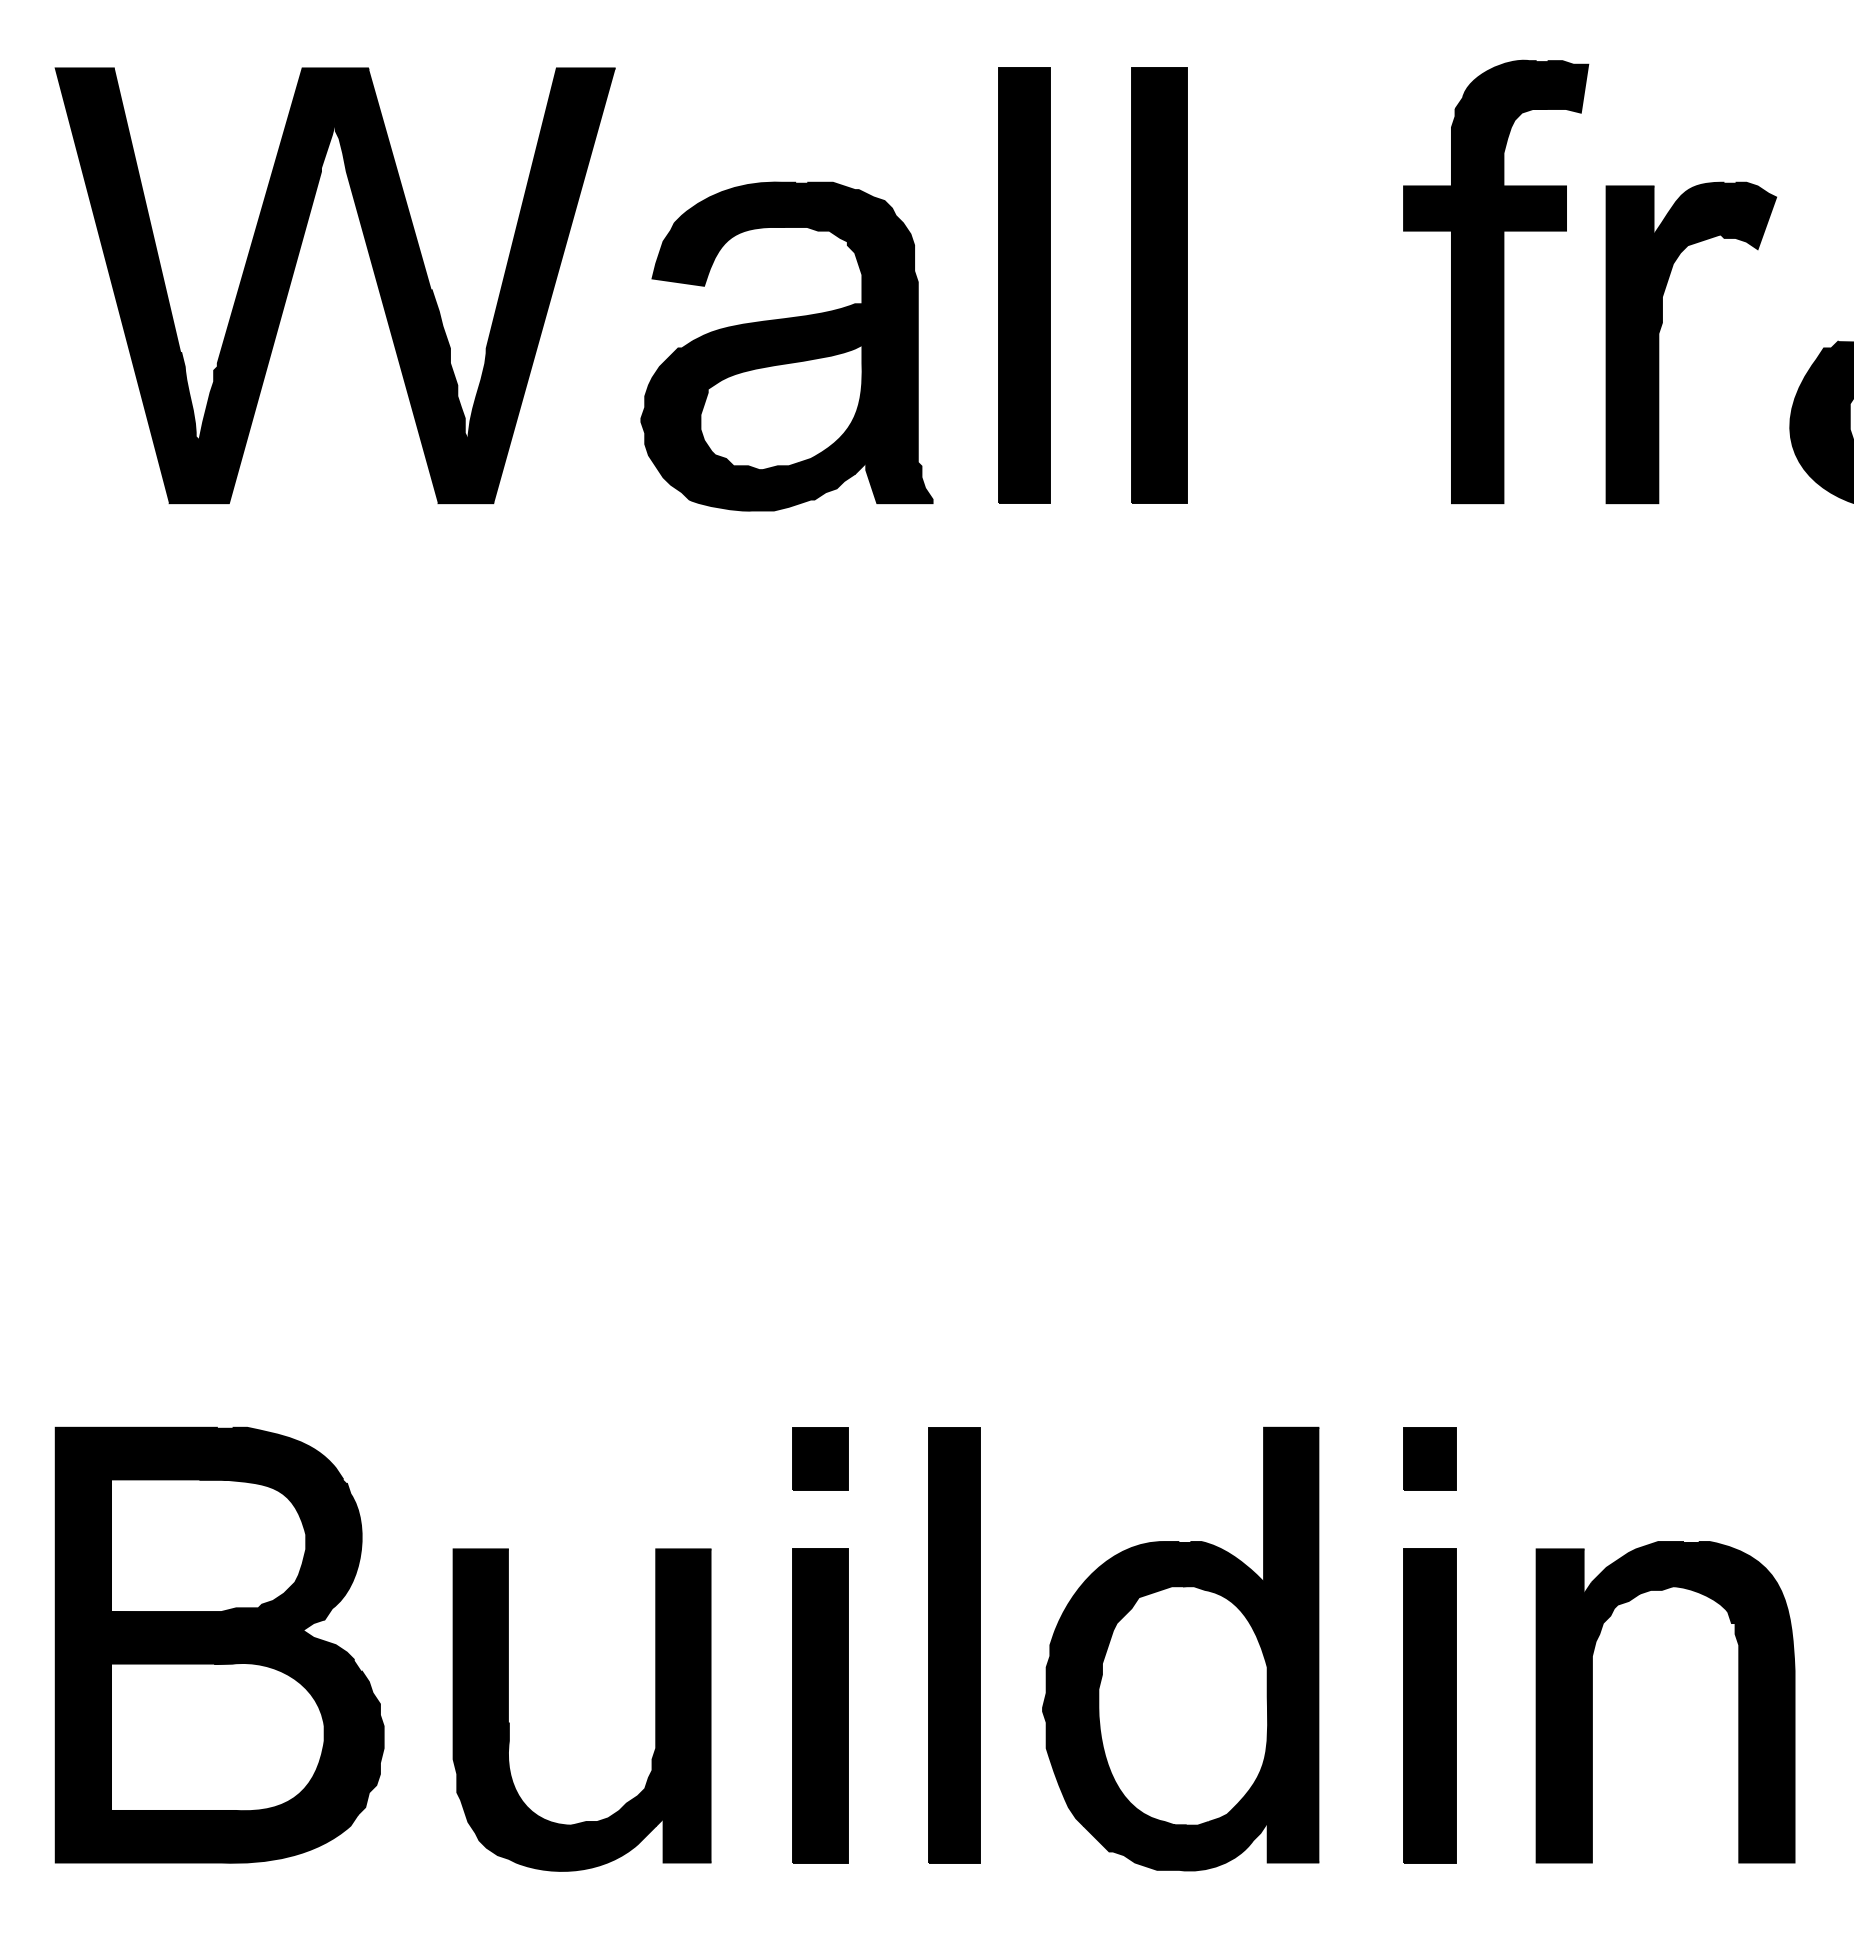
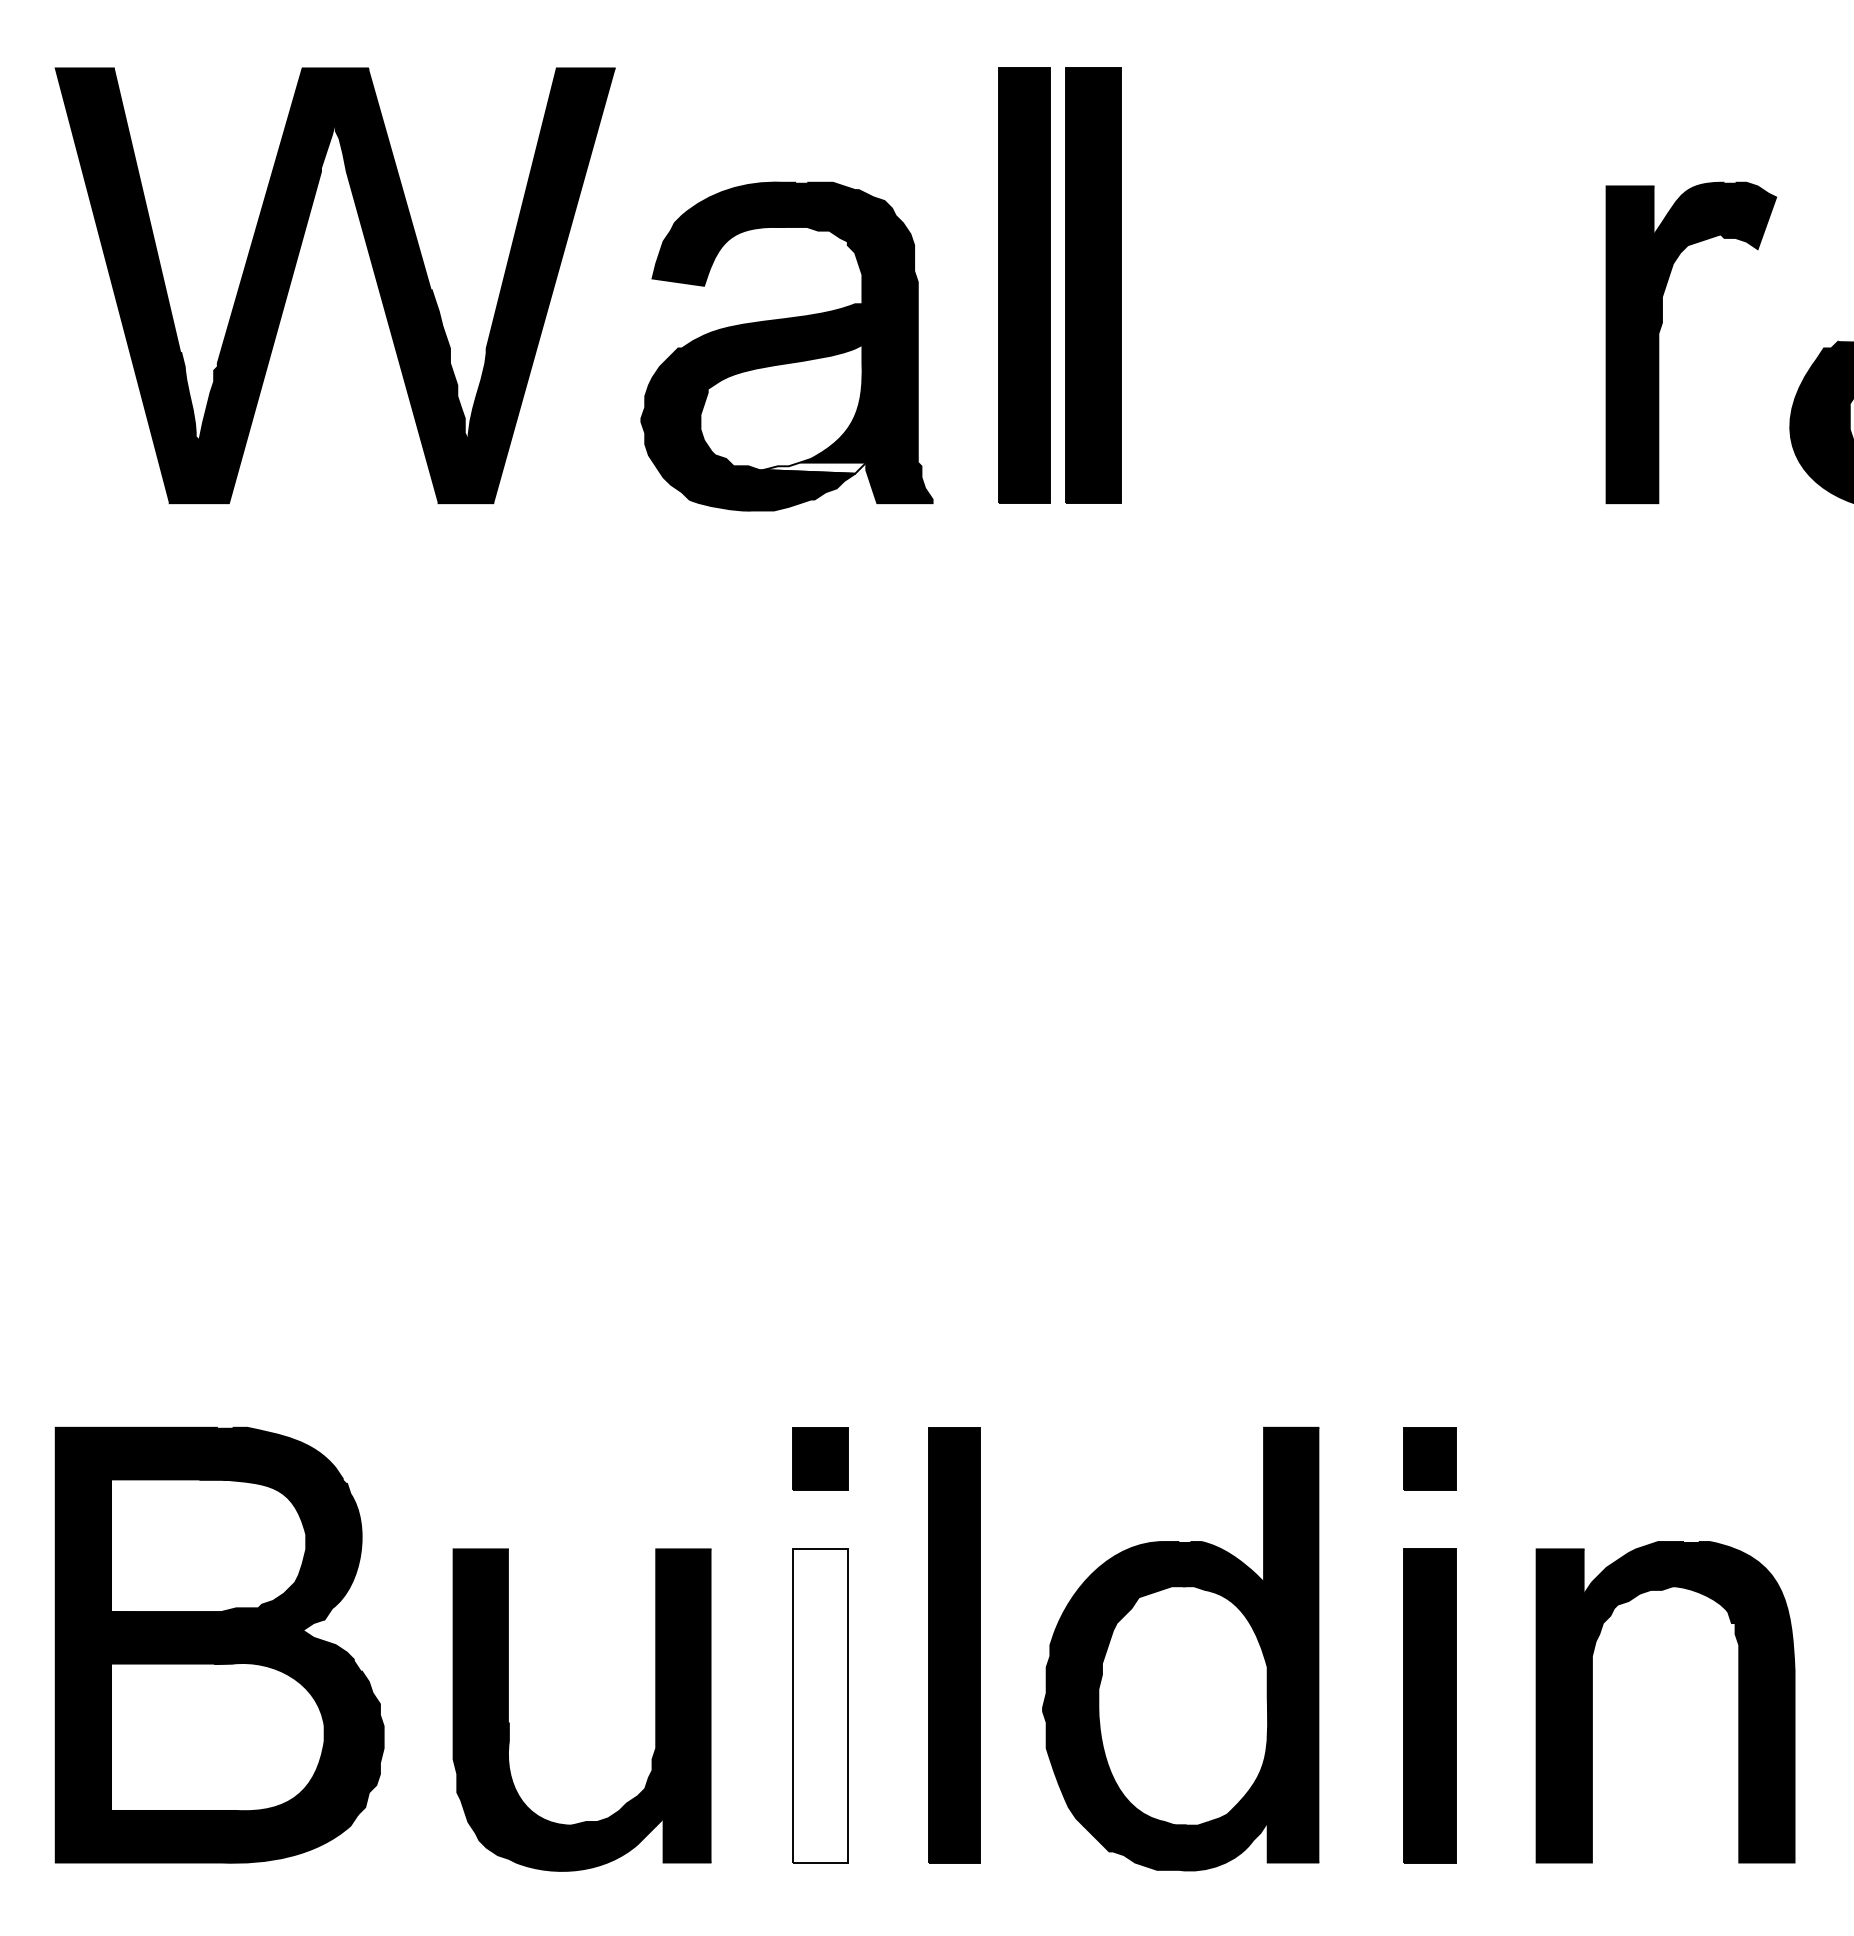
part: present -> none (1496, 281)
part position: (1159, 285) -> (1093, 285) (1093, 285)
fill: present -> none (814, 467)
fill: present -> none (819, 1705)
